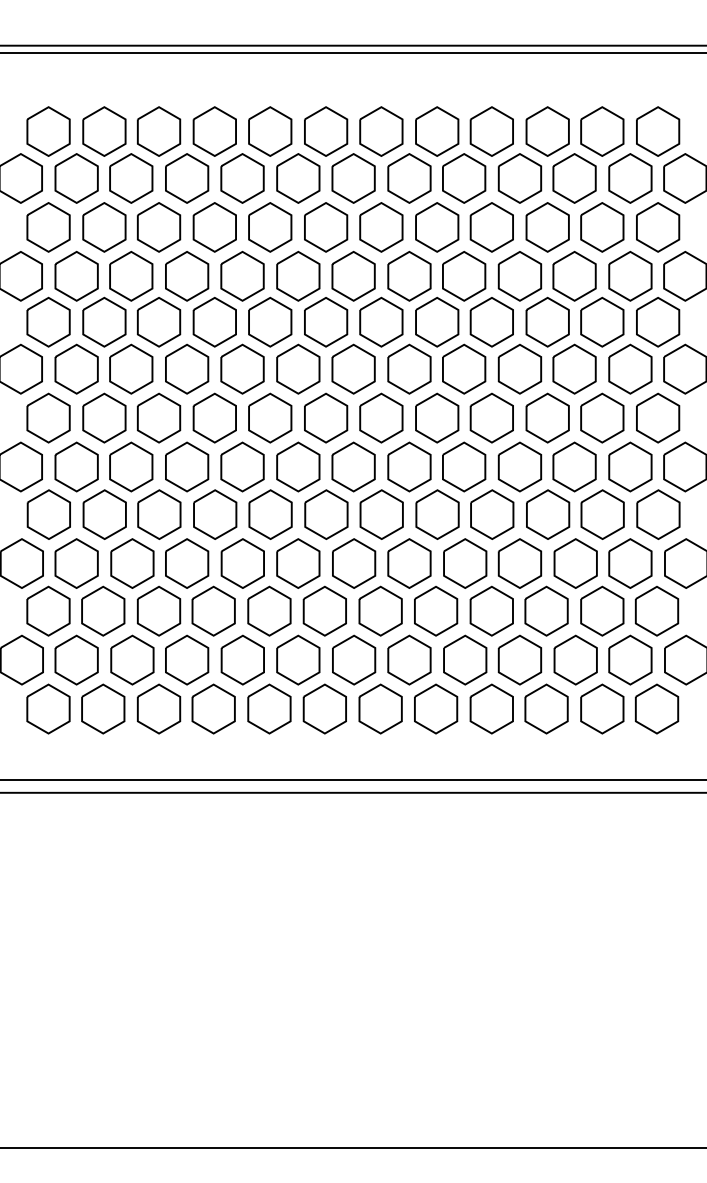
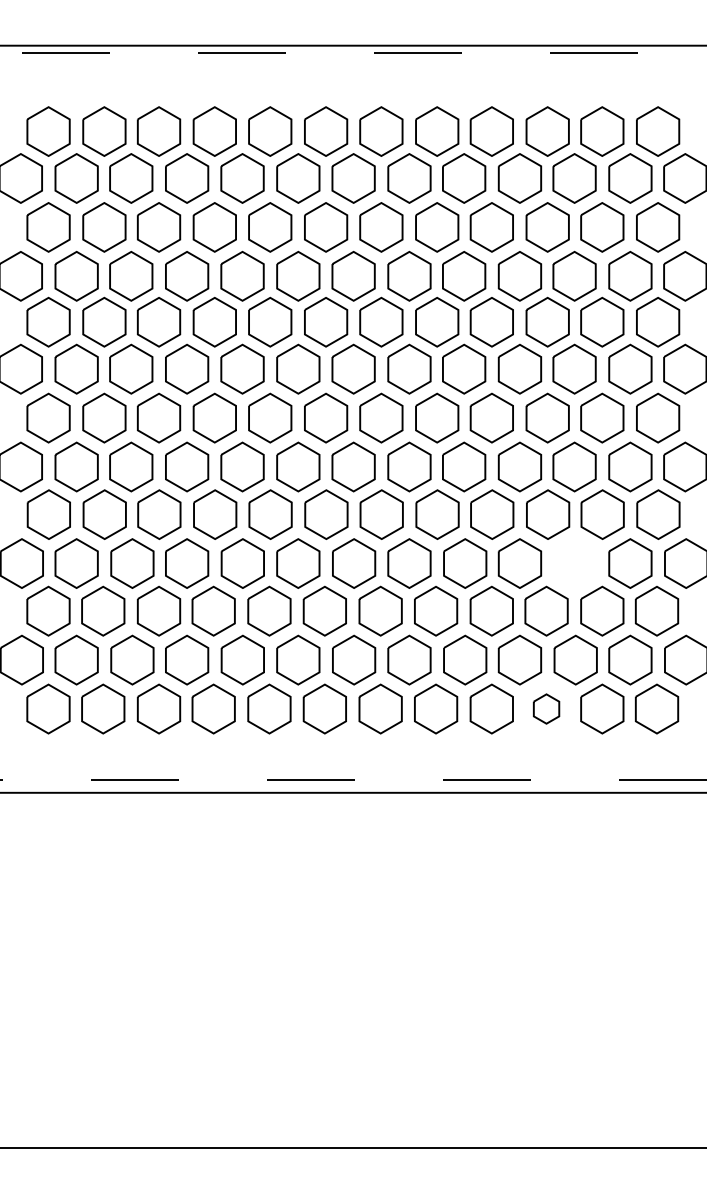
line: solid -> dashed (354, 53)
part: present -> none (575, 563)
part size: 45x52 px -> 28x32 px (546, 708)
line: solid -> dashed (353, 780)
